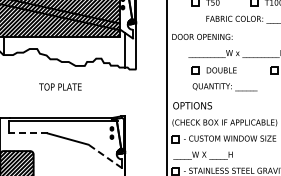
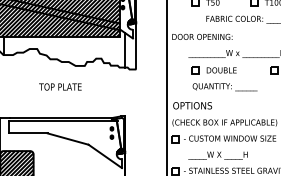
line: dashed -> solid (28, 133)
text position: (202, 155) -> (217, 155) (217, 155)
line: dashed -> solid (104, 156)
